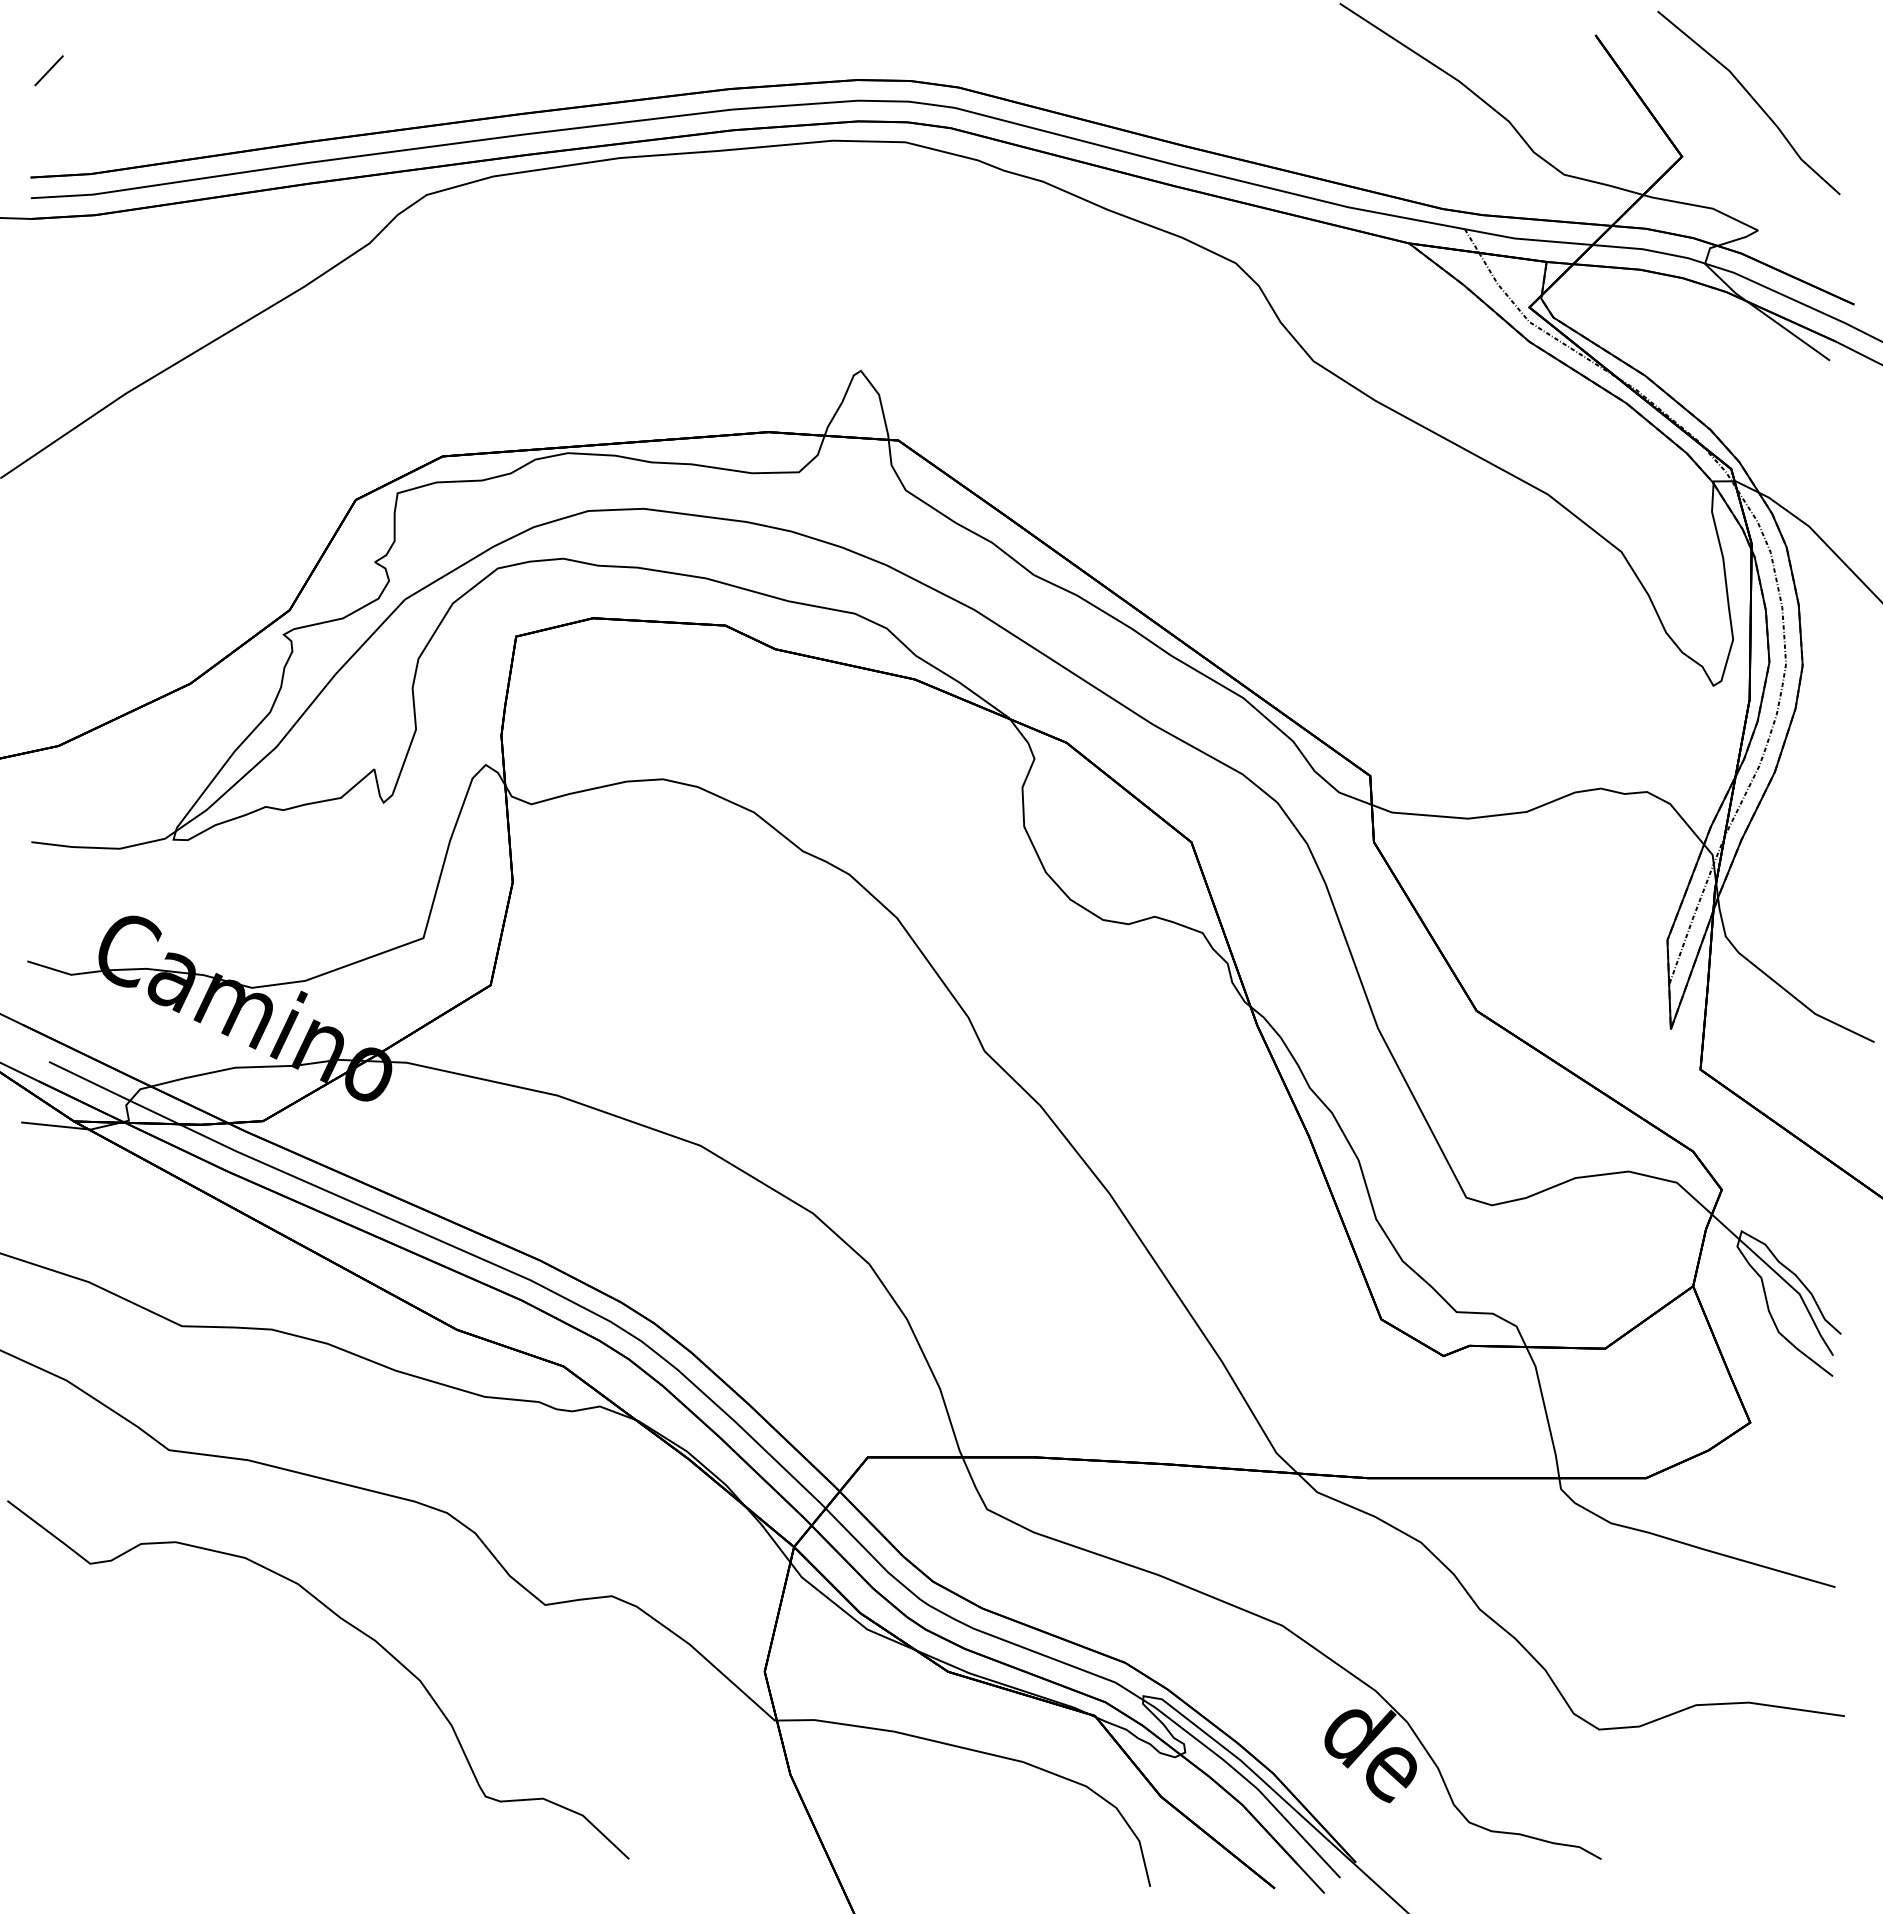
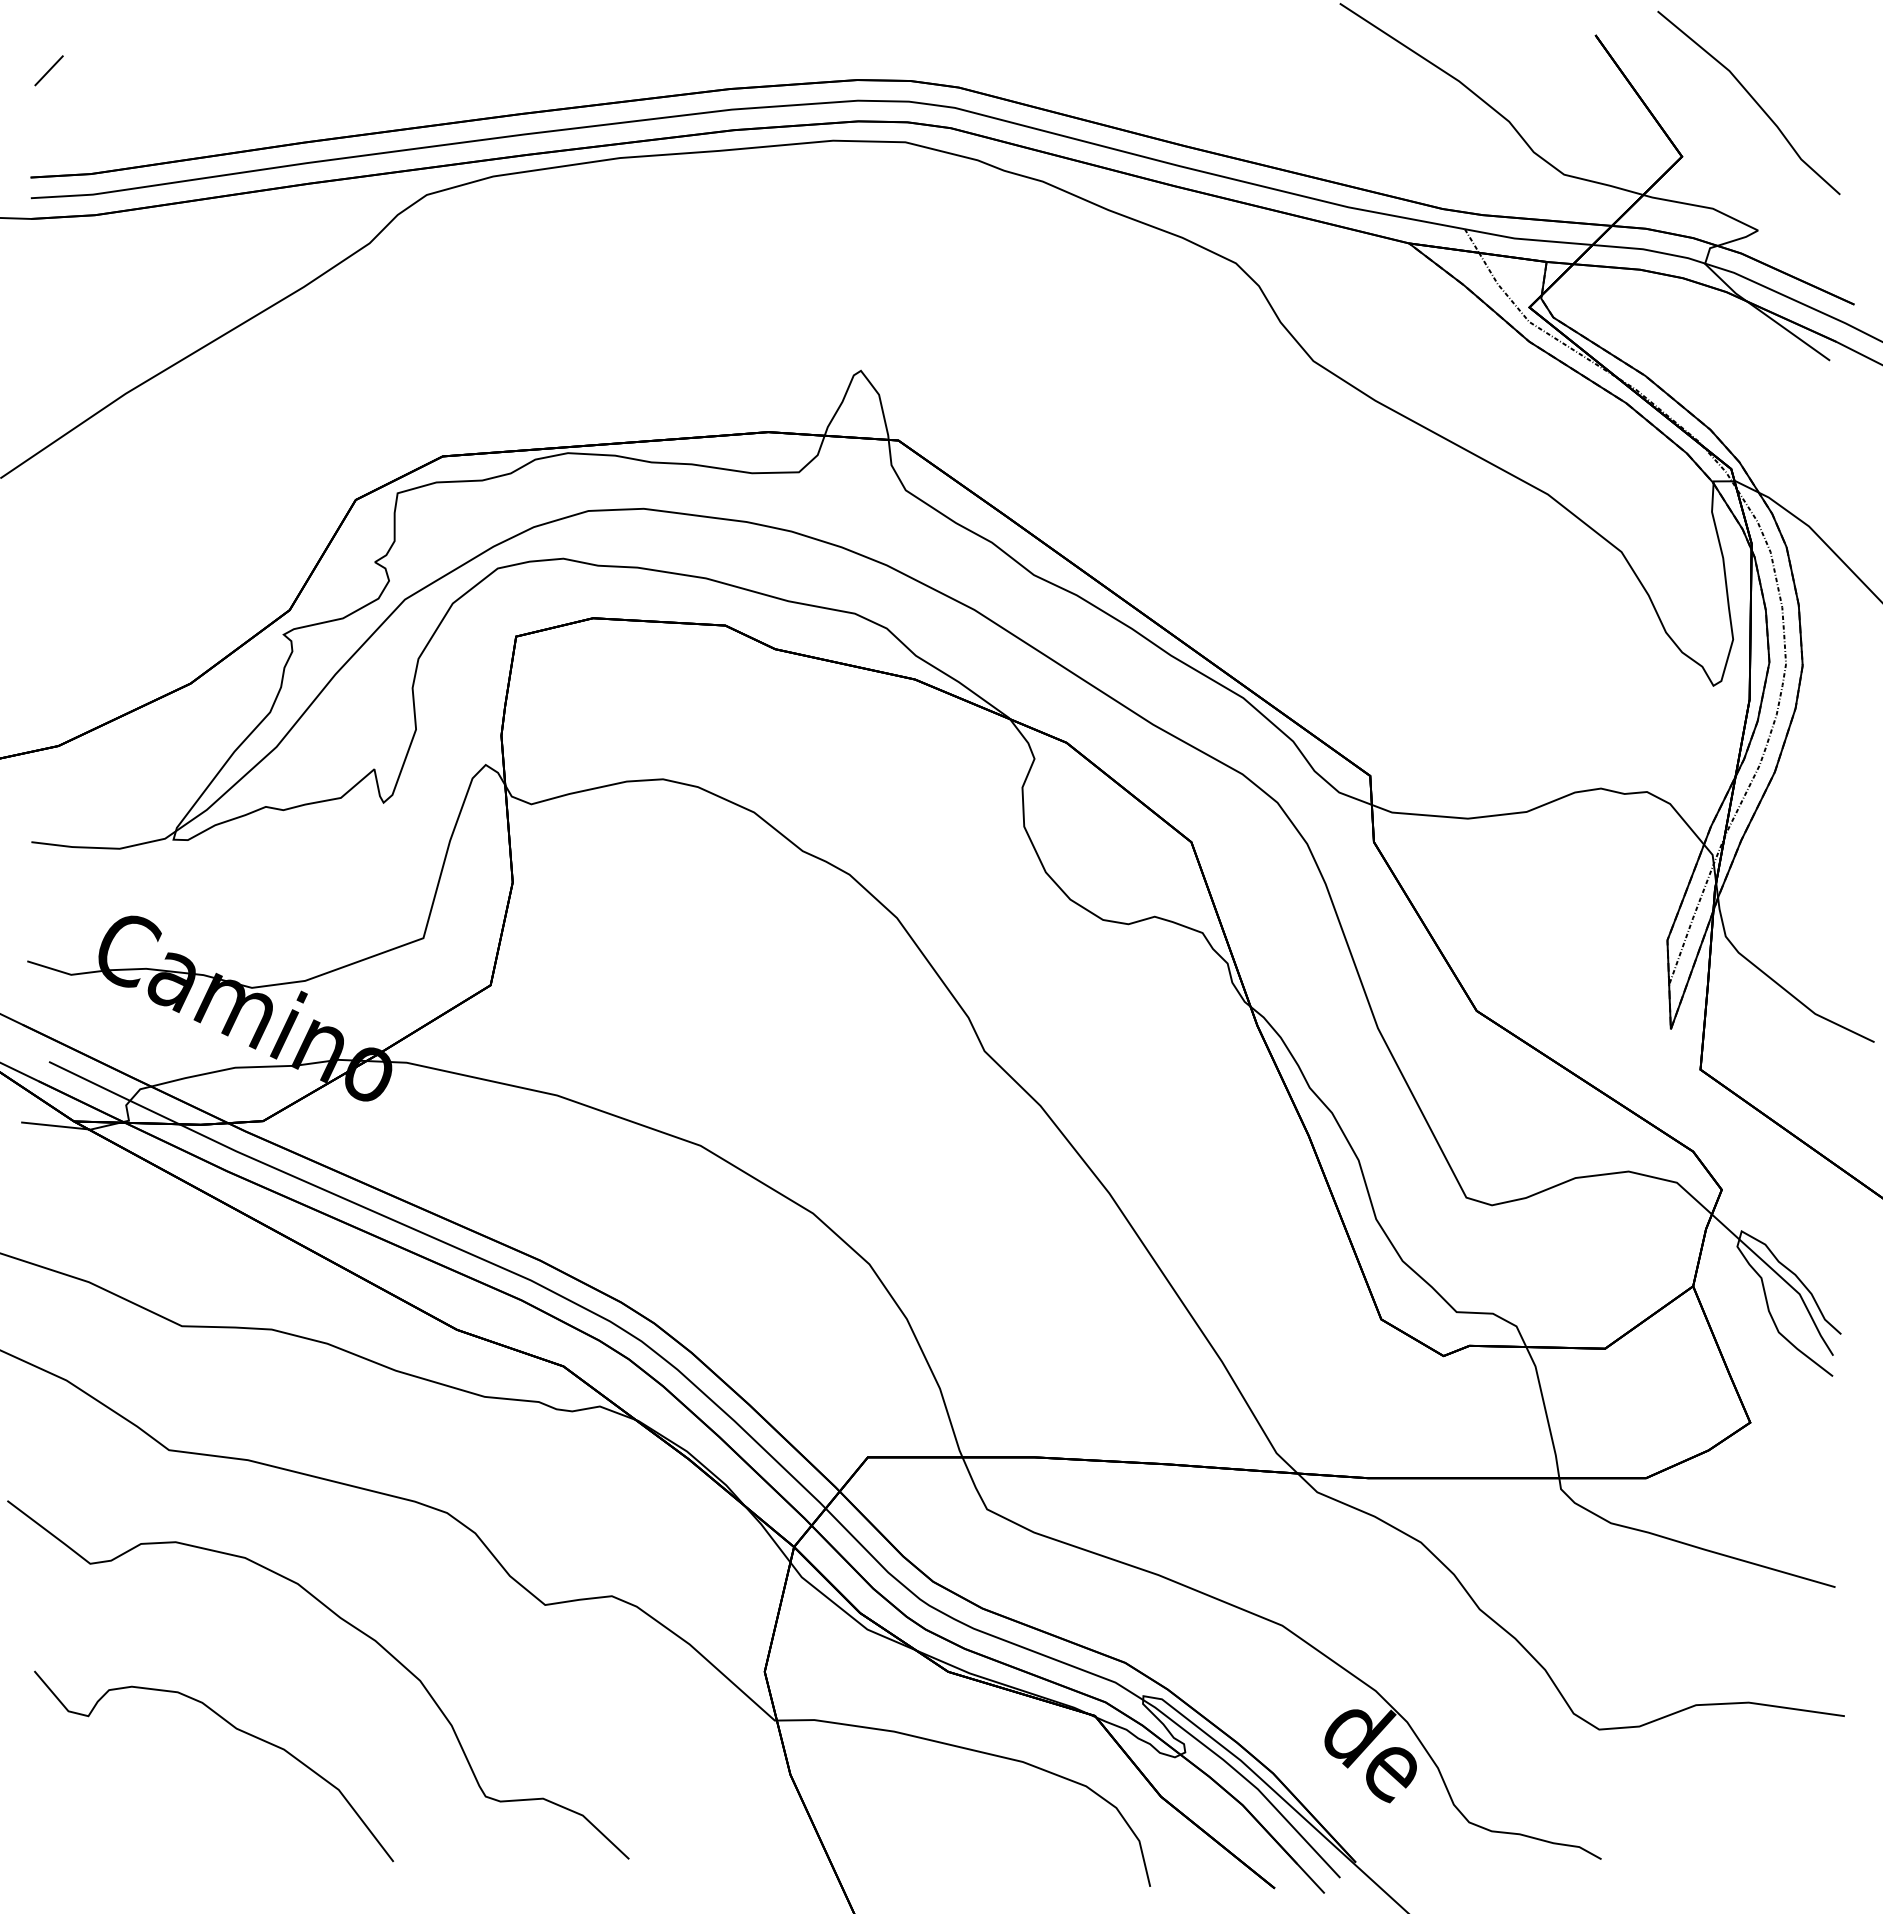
part: none -> present (234, 1728)
